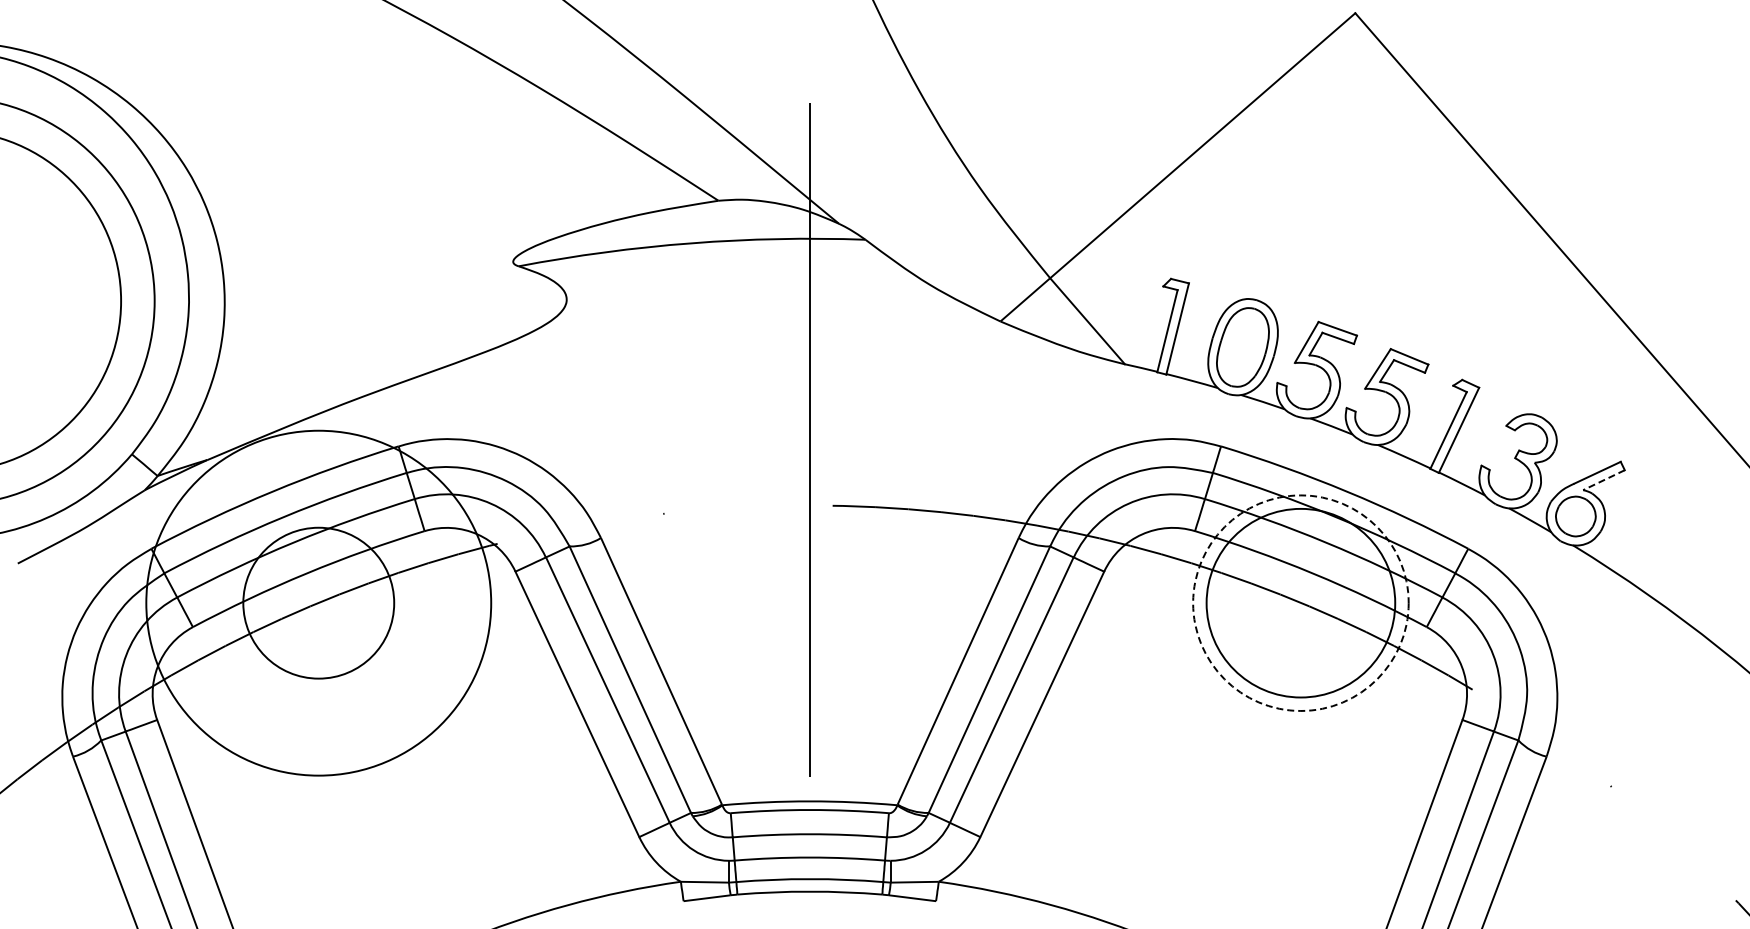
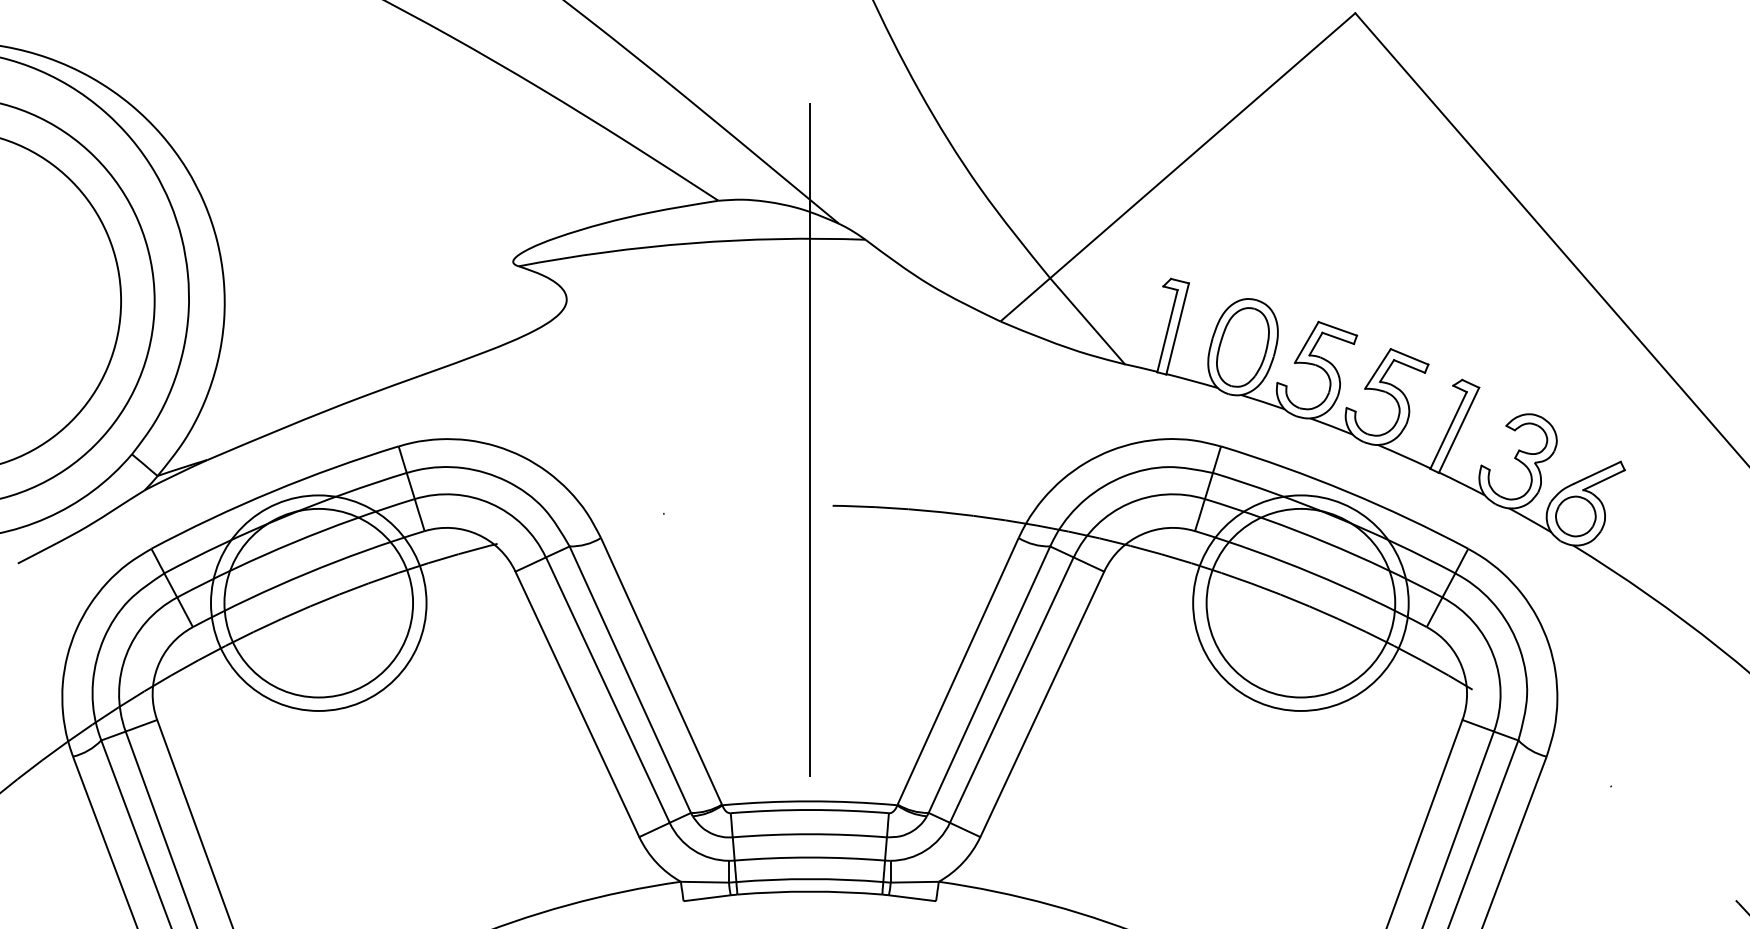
line: dashed -> solid (1603, 480)
circle diameter: 151 px -> 189 px (318, 602)
circle diameter: 345 px -> 216 px (318, 602)
circle: dashed -> solid (1300, 602)
